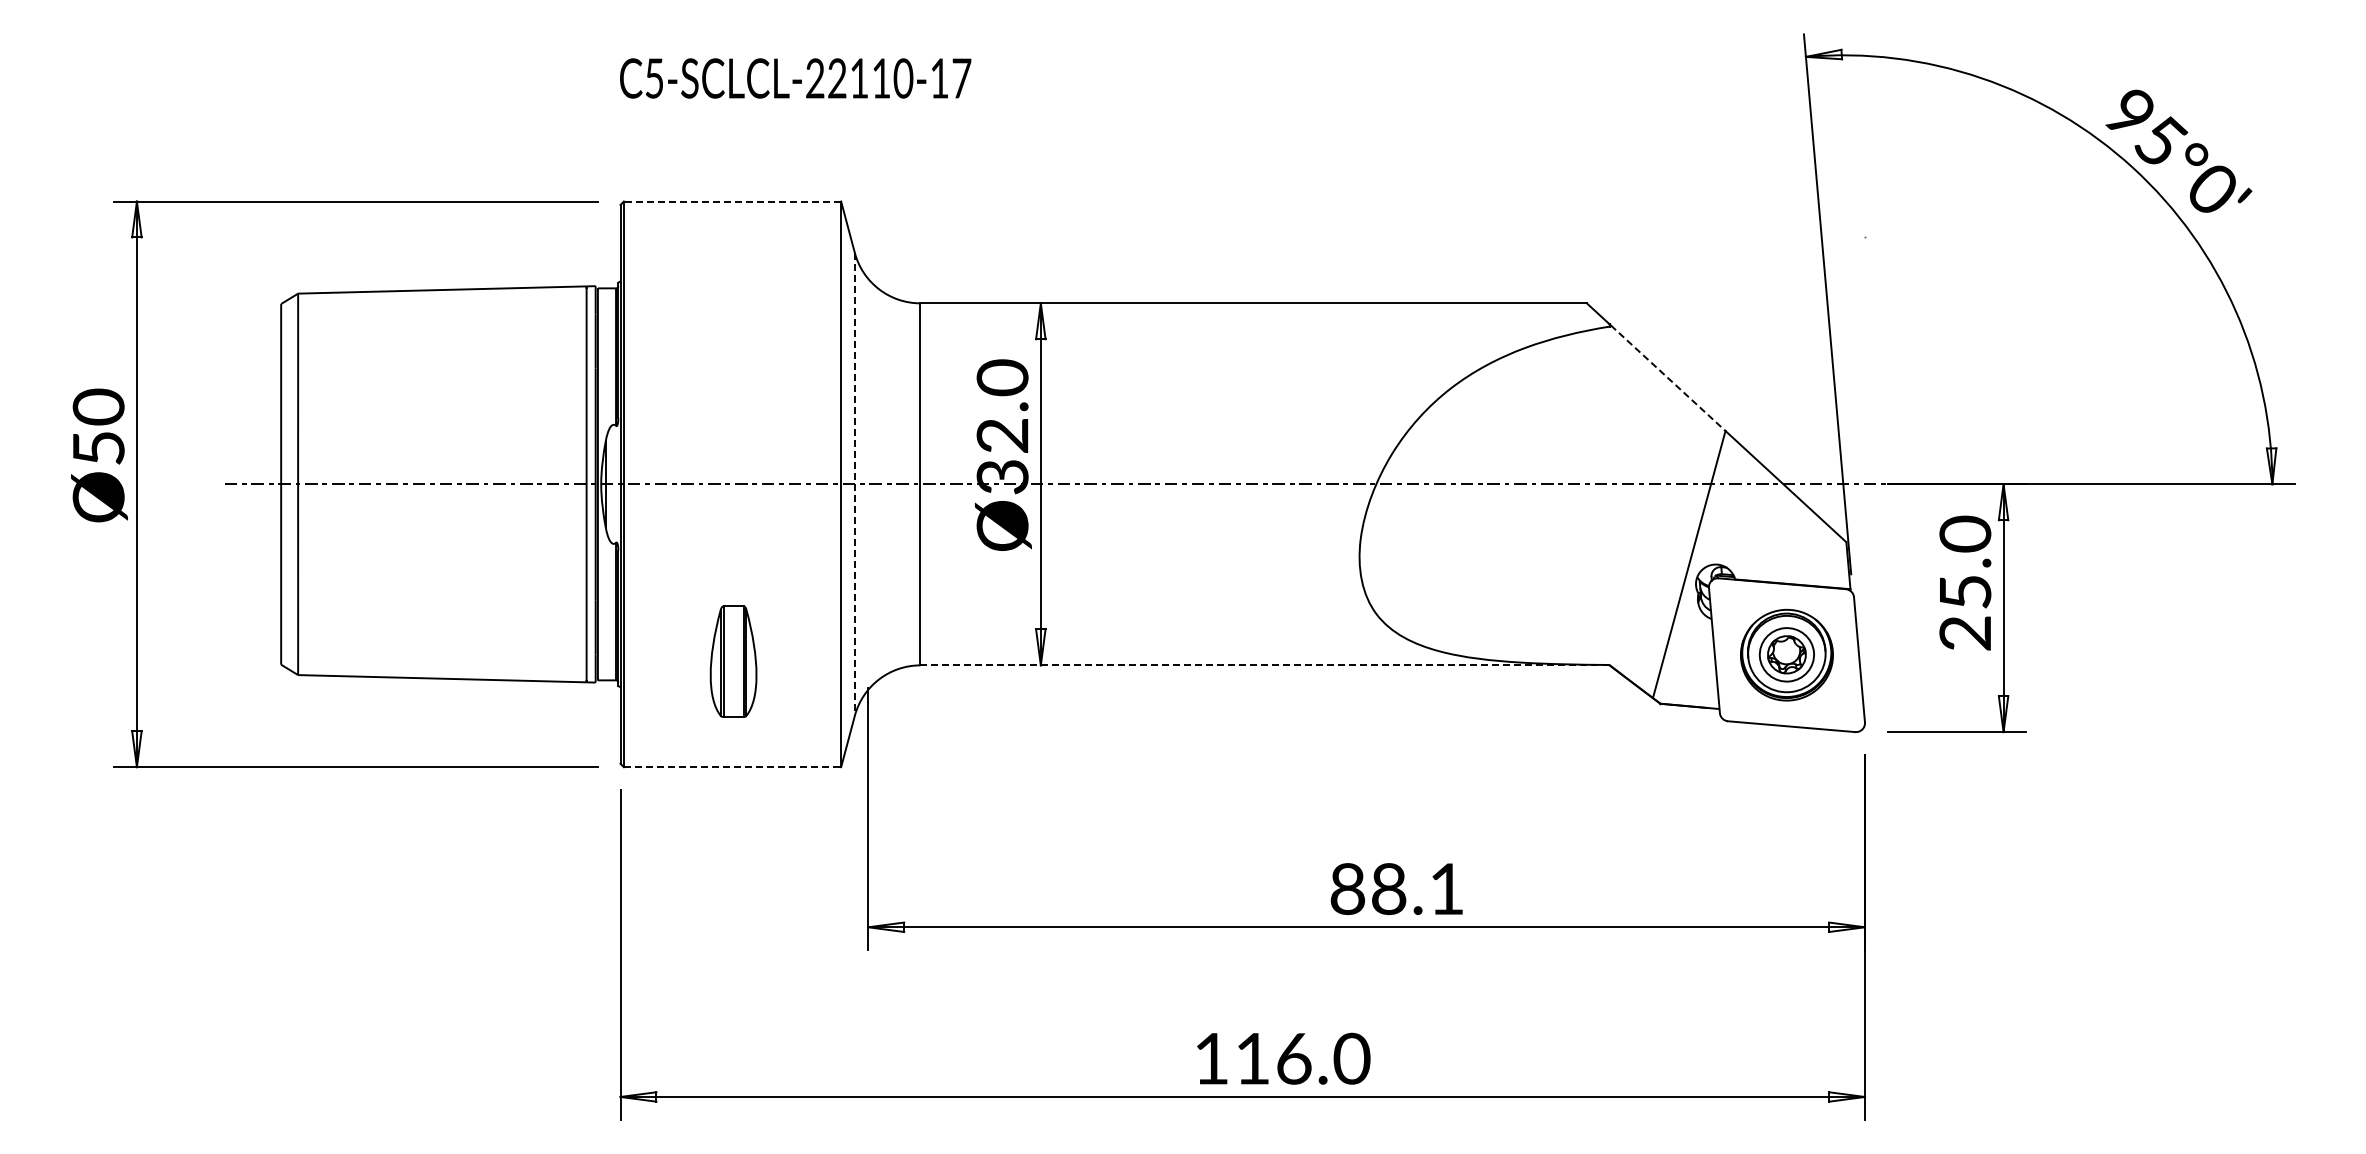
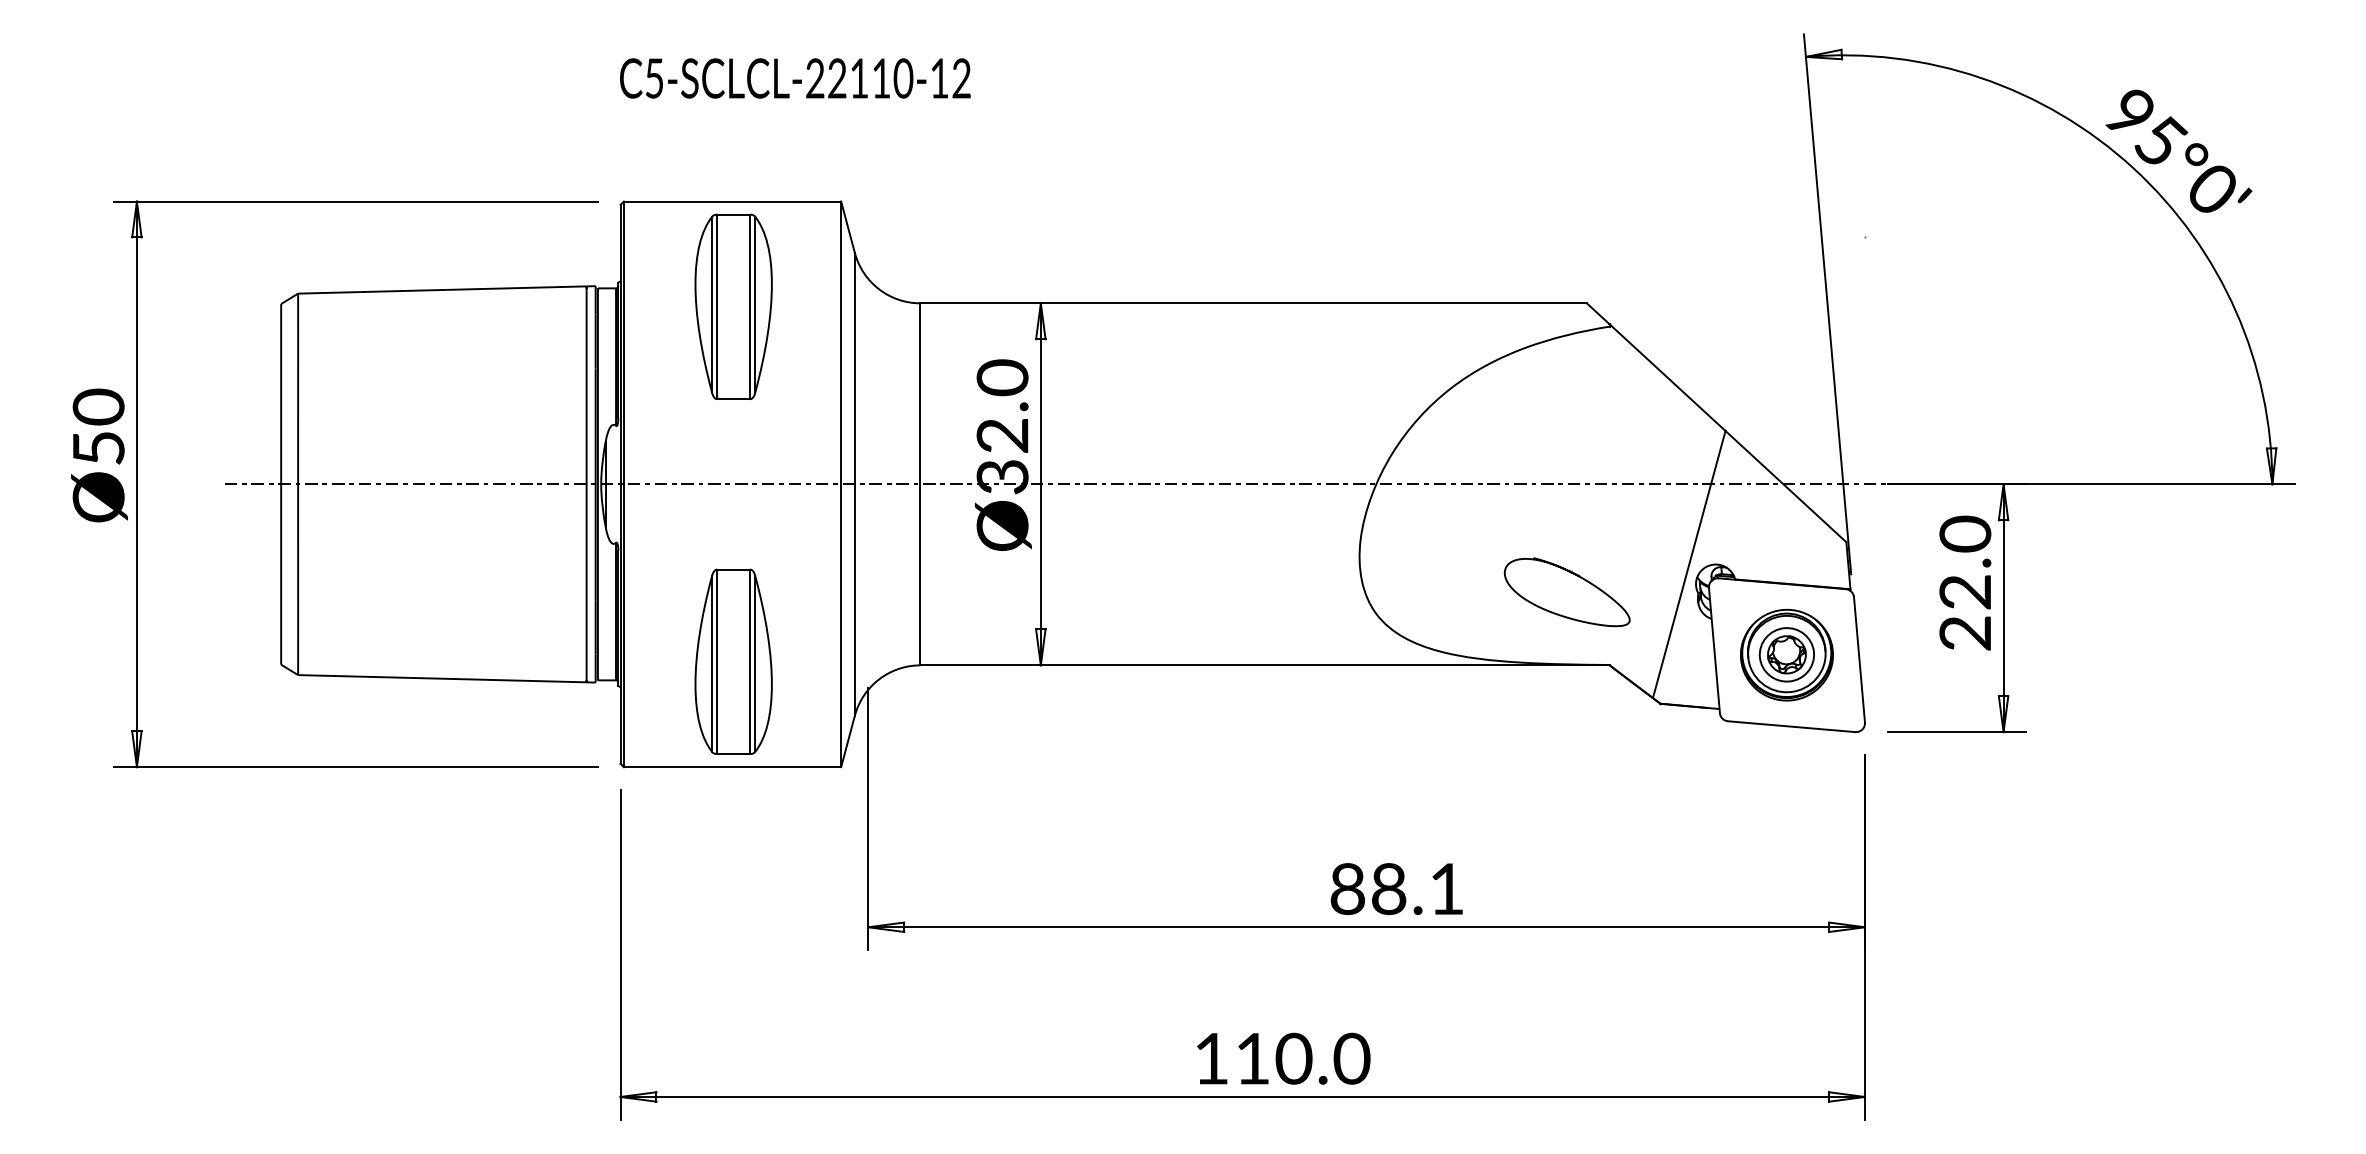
text: C5-SCLCL-22110-17 -> C5-SCLCL-22110-12 (961, 78)
line: dashed -> solid (732, 201)
part: none -> present (733, 306)
line: dashed -> solid (1668, 378)
line: dashed -> solid (854, 484)
curve: none -> present (1578, 577)
text: 25.0 -> 22.0 (1965, 592)
part size: 49x113 px -> 79x187 px (733, 661)
line: dashed -> solid (1264, 665)
line: dashed -> solid (732, 767)
text: 116.0 -> 110.0 (1293, 1058)
